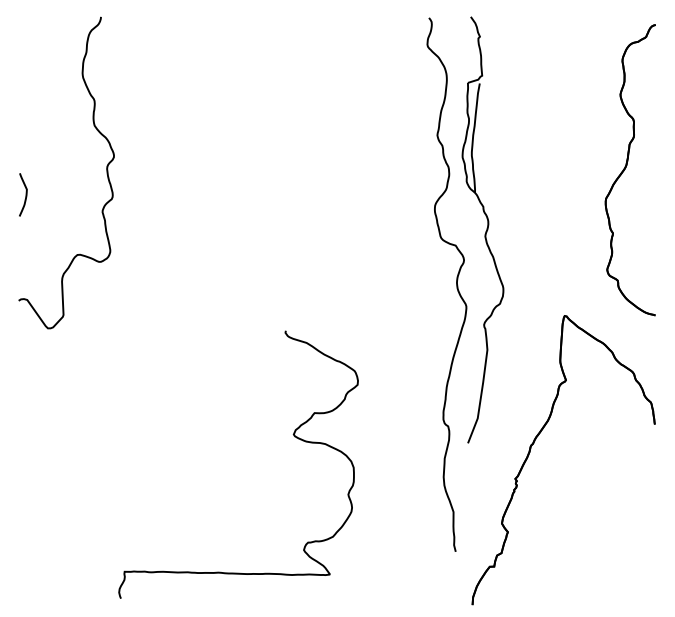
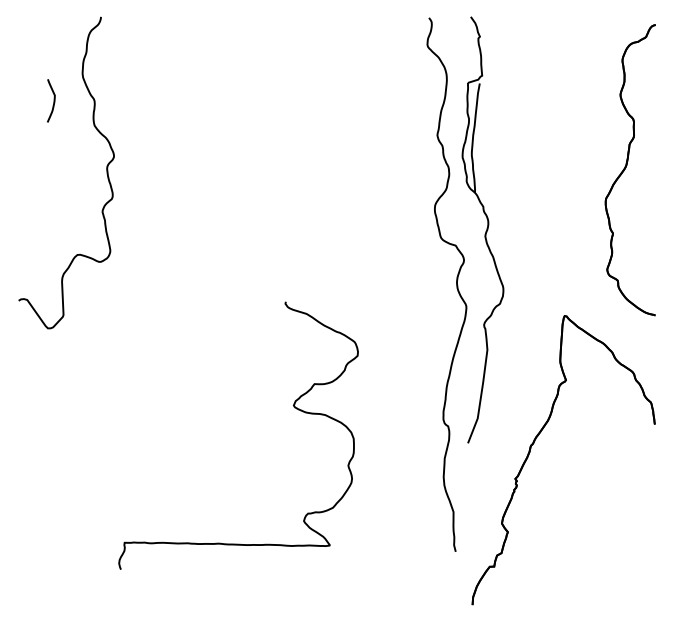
curve position: (25, 194) -> (53, 100) (53, 100)
curve position: (292, 434) -> (292, 405) (292, 405)
